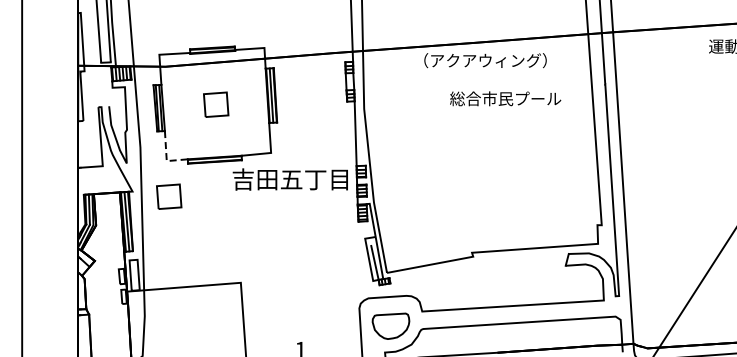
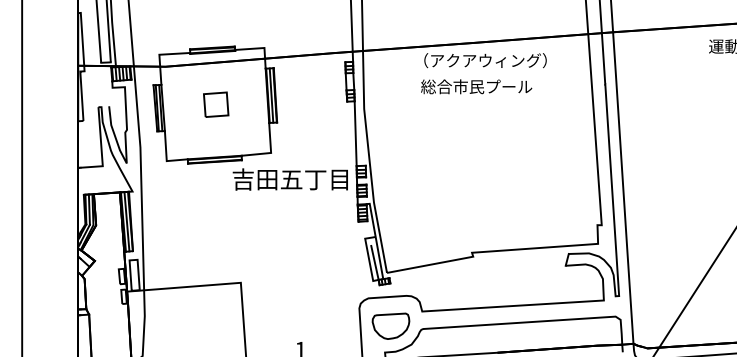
text position: (505, 98) -> (476, 86) (476, 86)
line: dashed -> solid (166, 157)
part: present -> none (169, 196)
